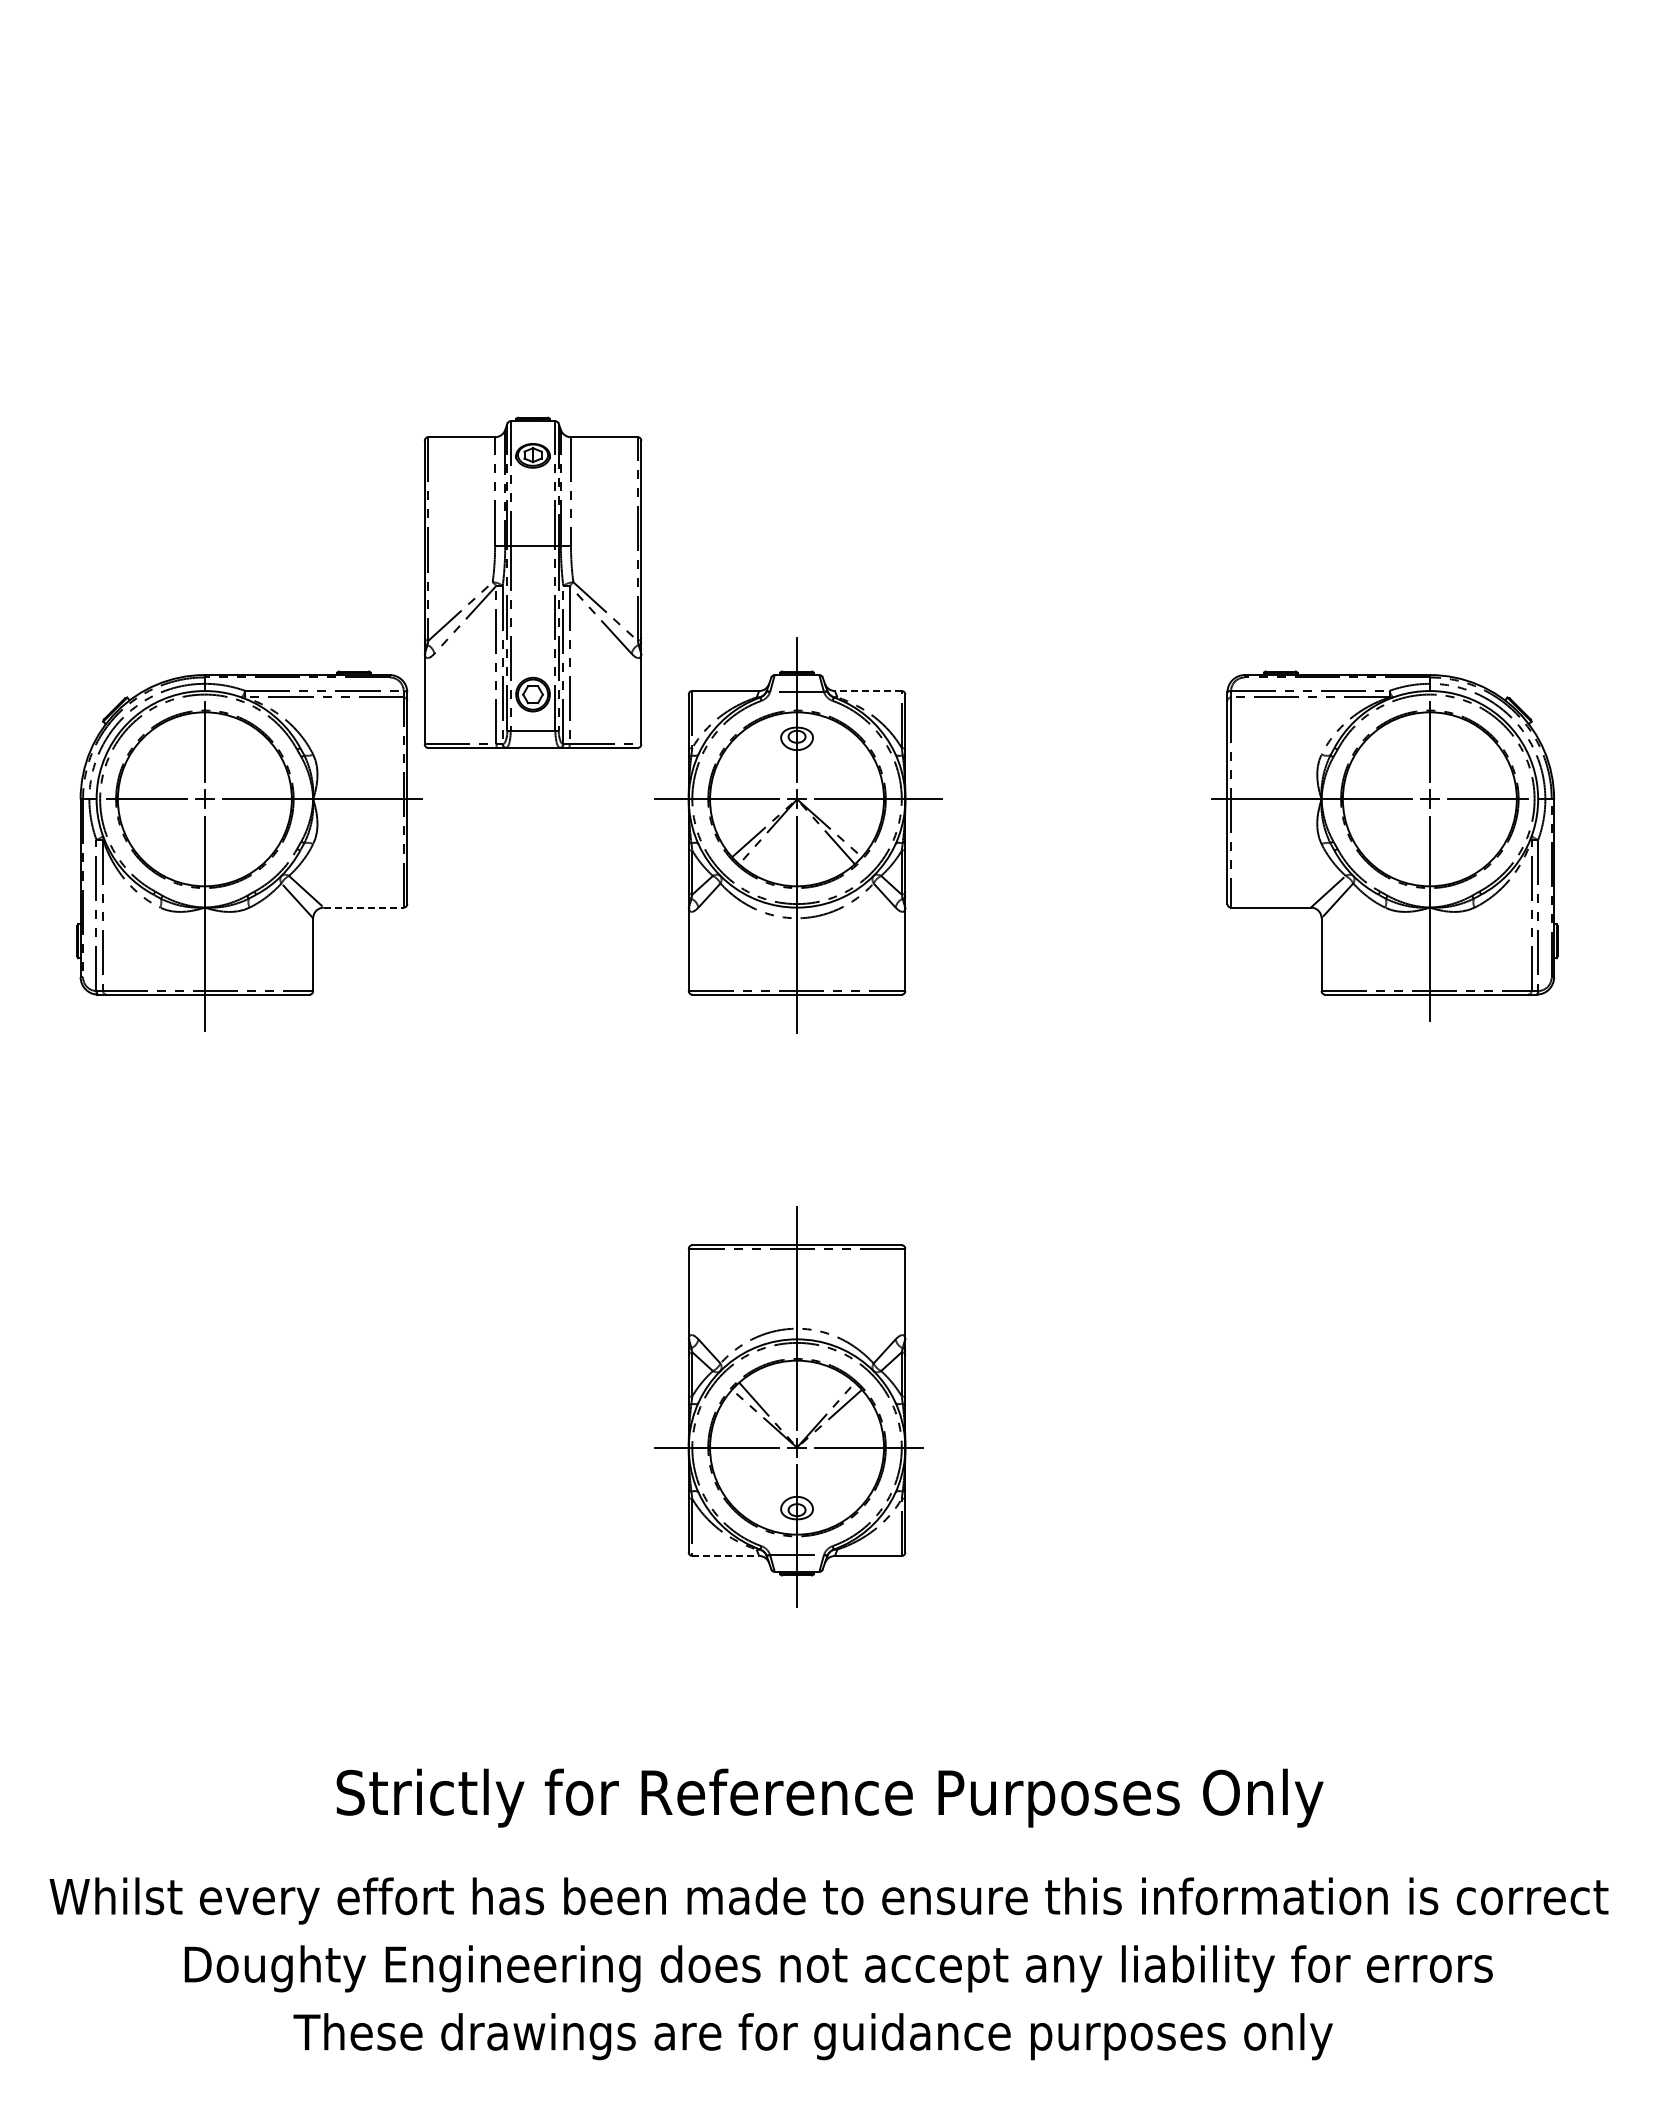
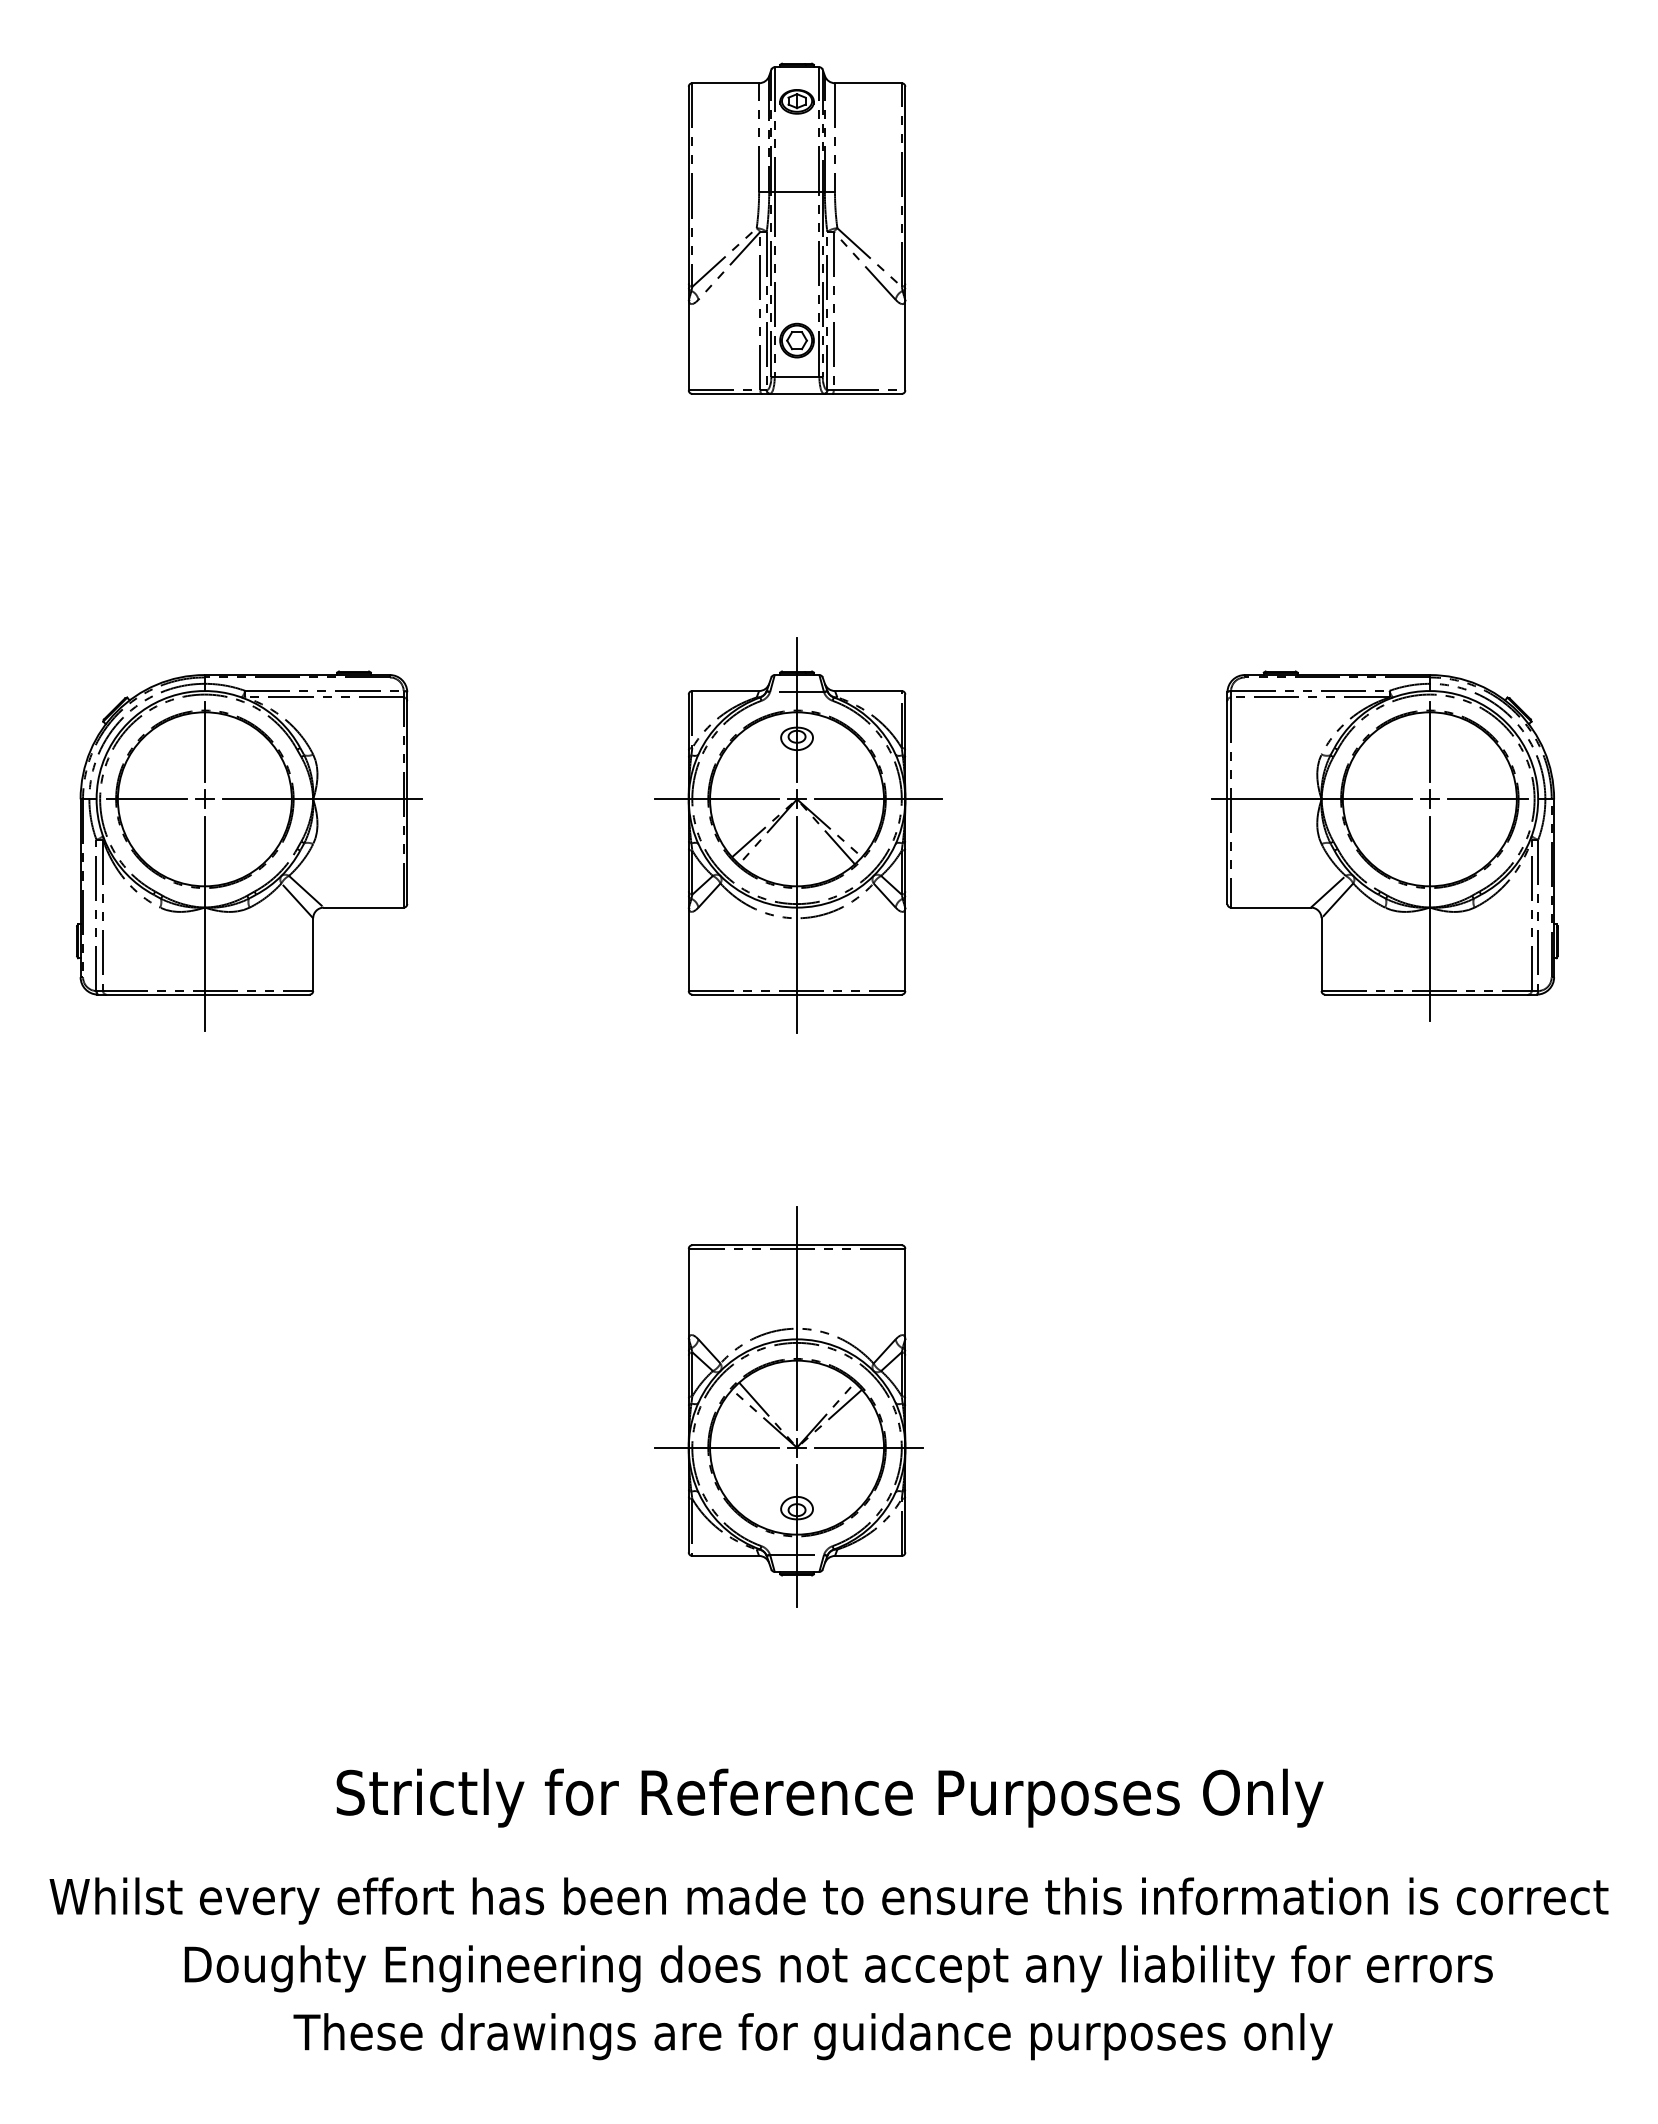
part position: (532, 582) -> (796, 228) (796, 228)
line: dashed -> solid (867, 691)
line: dashed -> solid (363, 907)
line: dashed -> solid (726, 1555)
